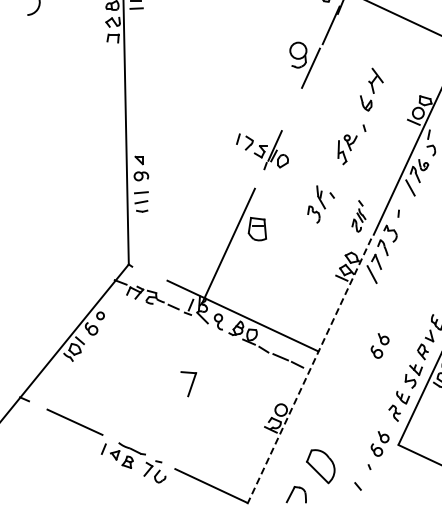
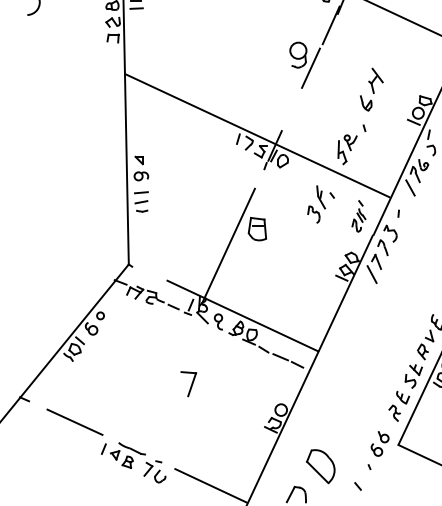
line: none -> present (257, 135)
part: present -> none (379, 345)
line: dashed -> solid (309, 370)
